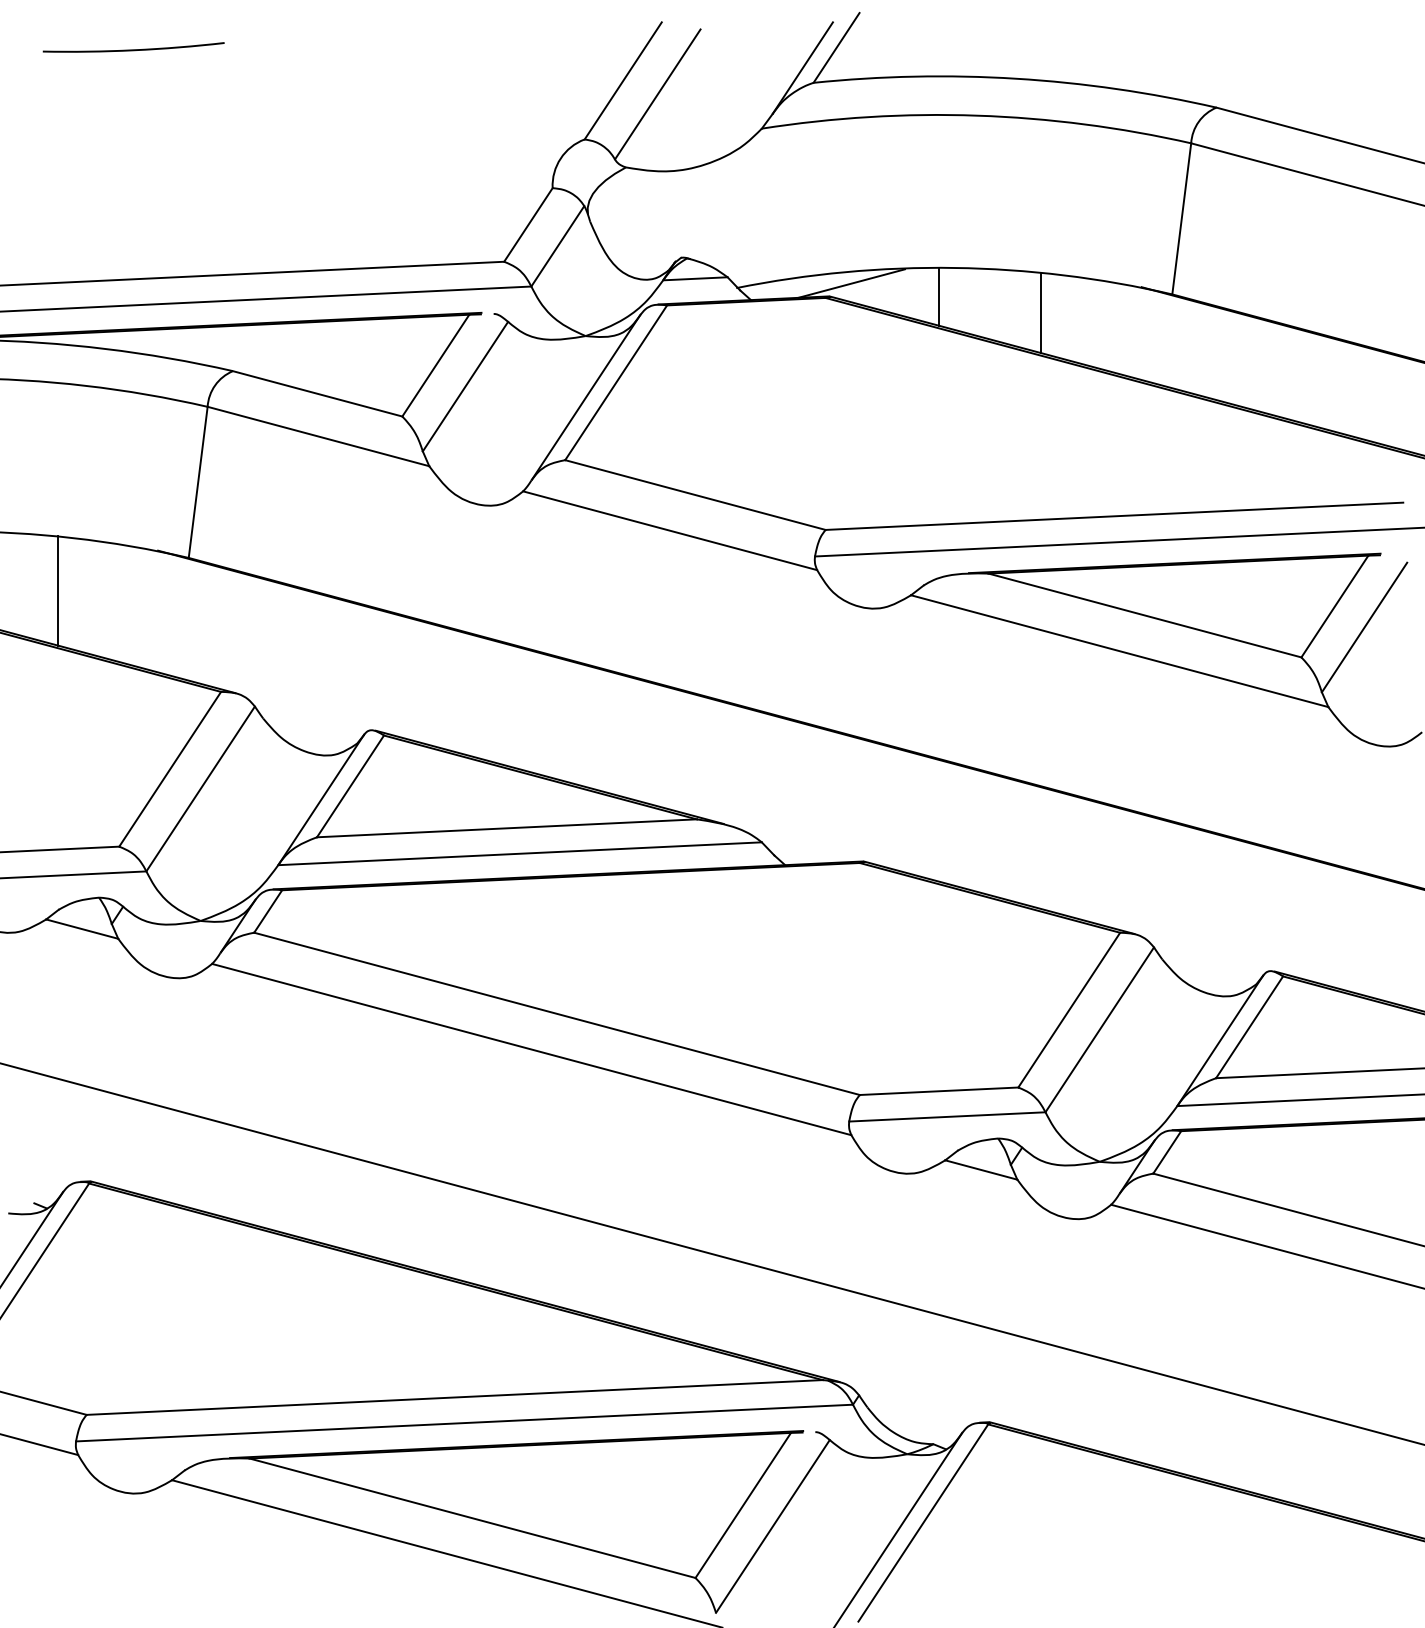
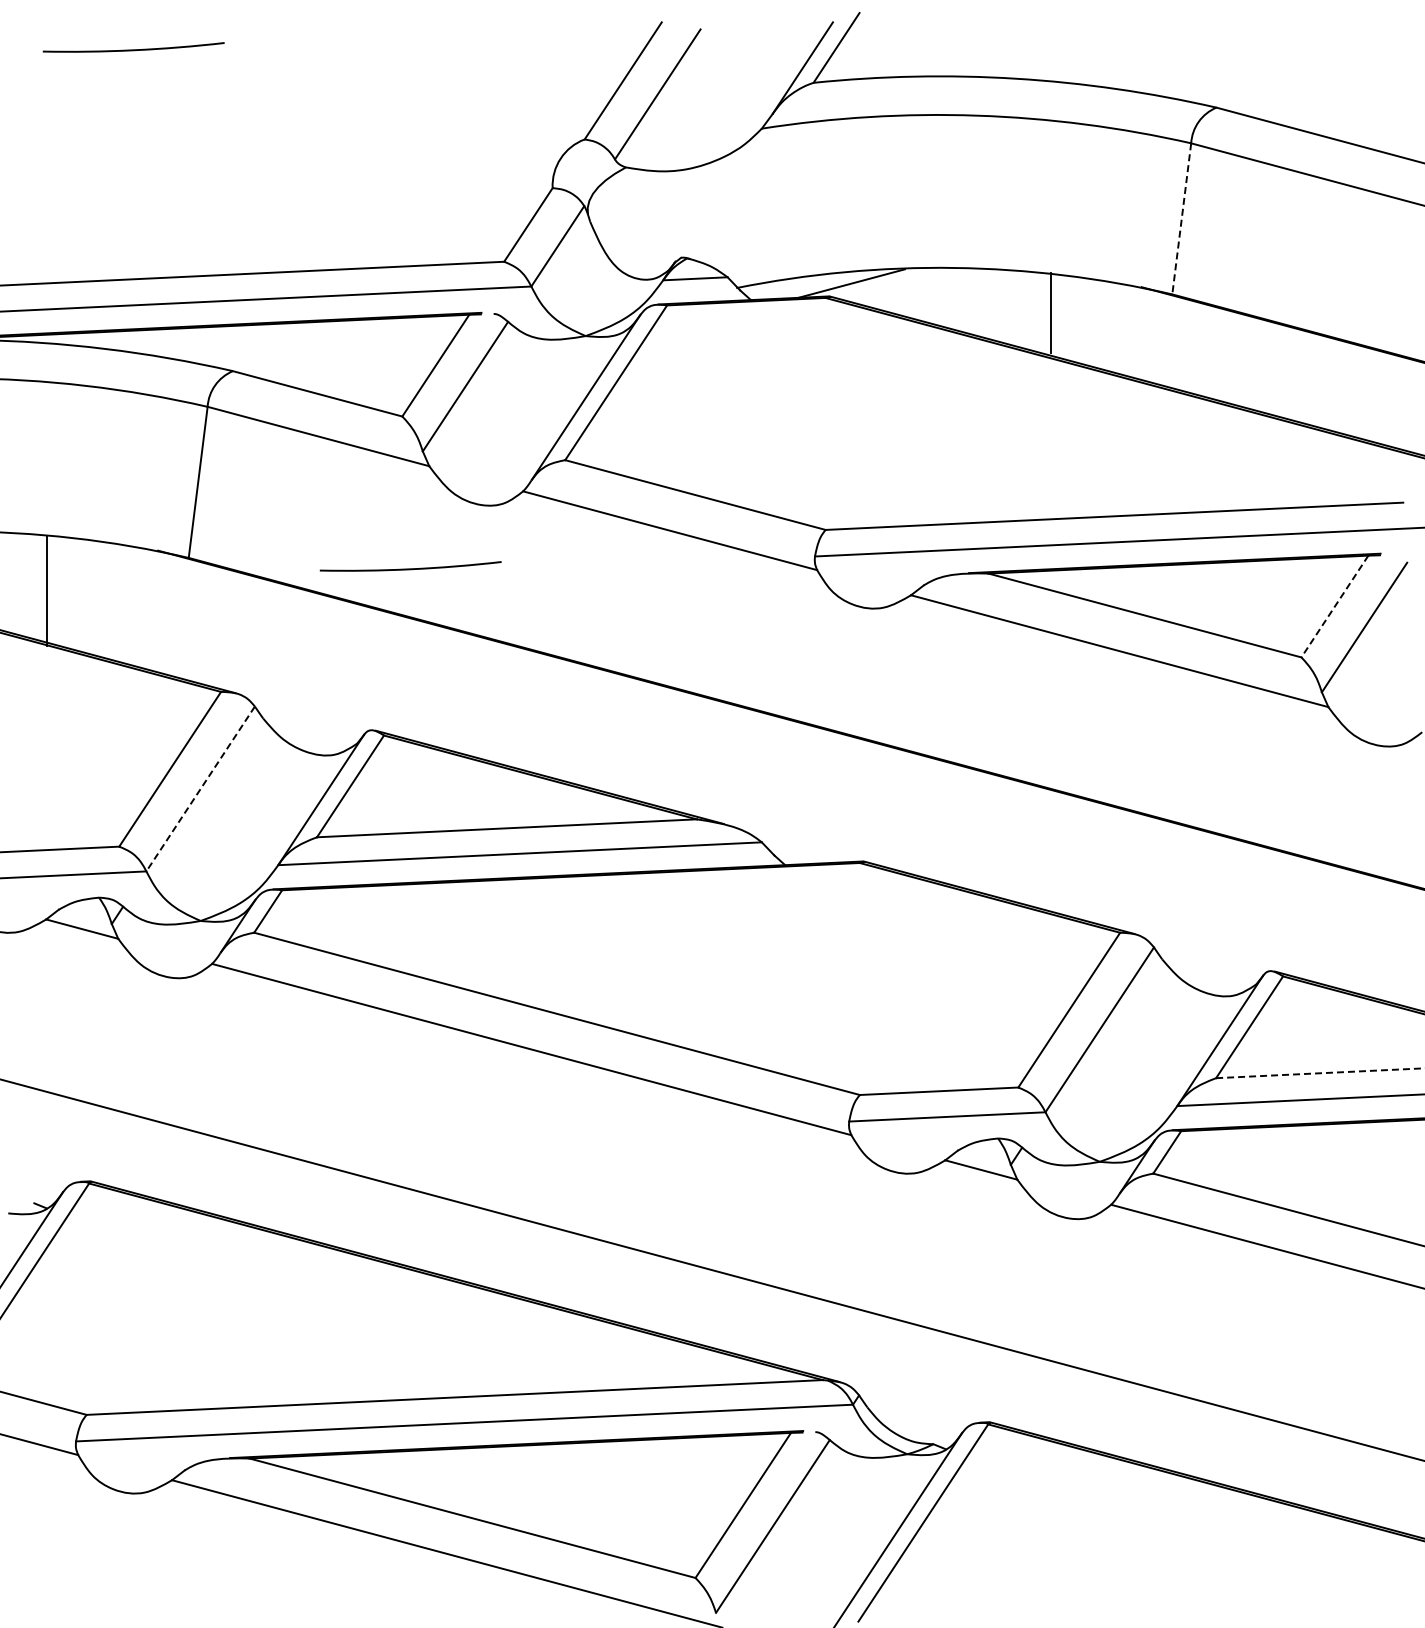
line: solid -> dashed (1181, 219)
line: present -> none (938, 296)
line position: (1041, 313) -> (1051, 313) (1051, 313)
arc: none -> present (410, 568)
line position: (57, 590) -> (46, 590) (46, 590)
line: solid -> dashed (1334, 606)
line: solid -> dashed (200, 788)
line: solid -> dashed (1320, 1073)
line position: (711, 1253) -> (711, 1269) (711, 1269)
